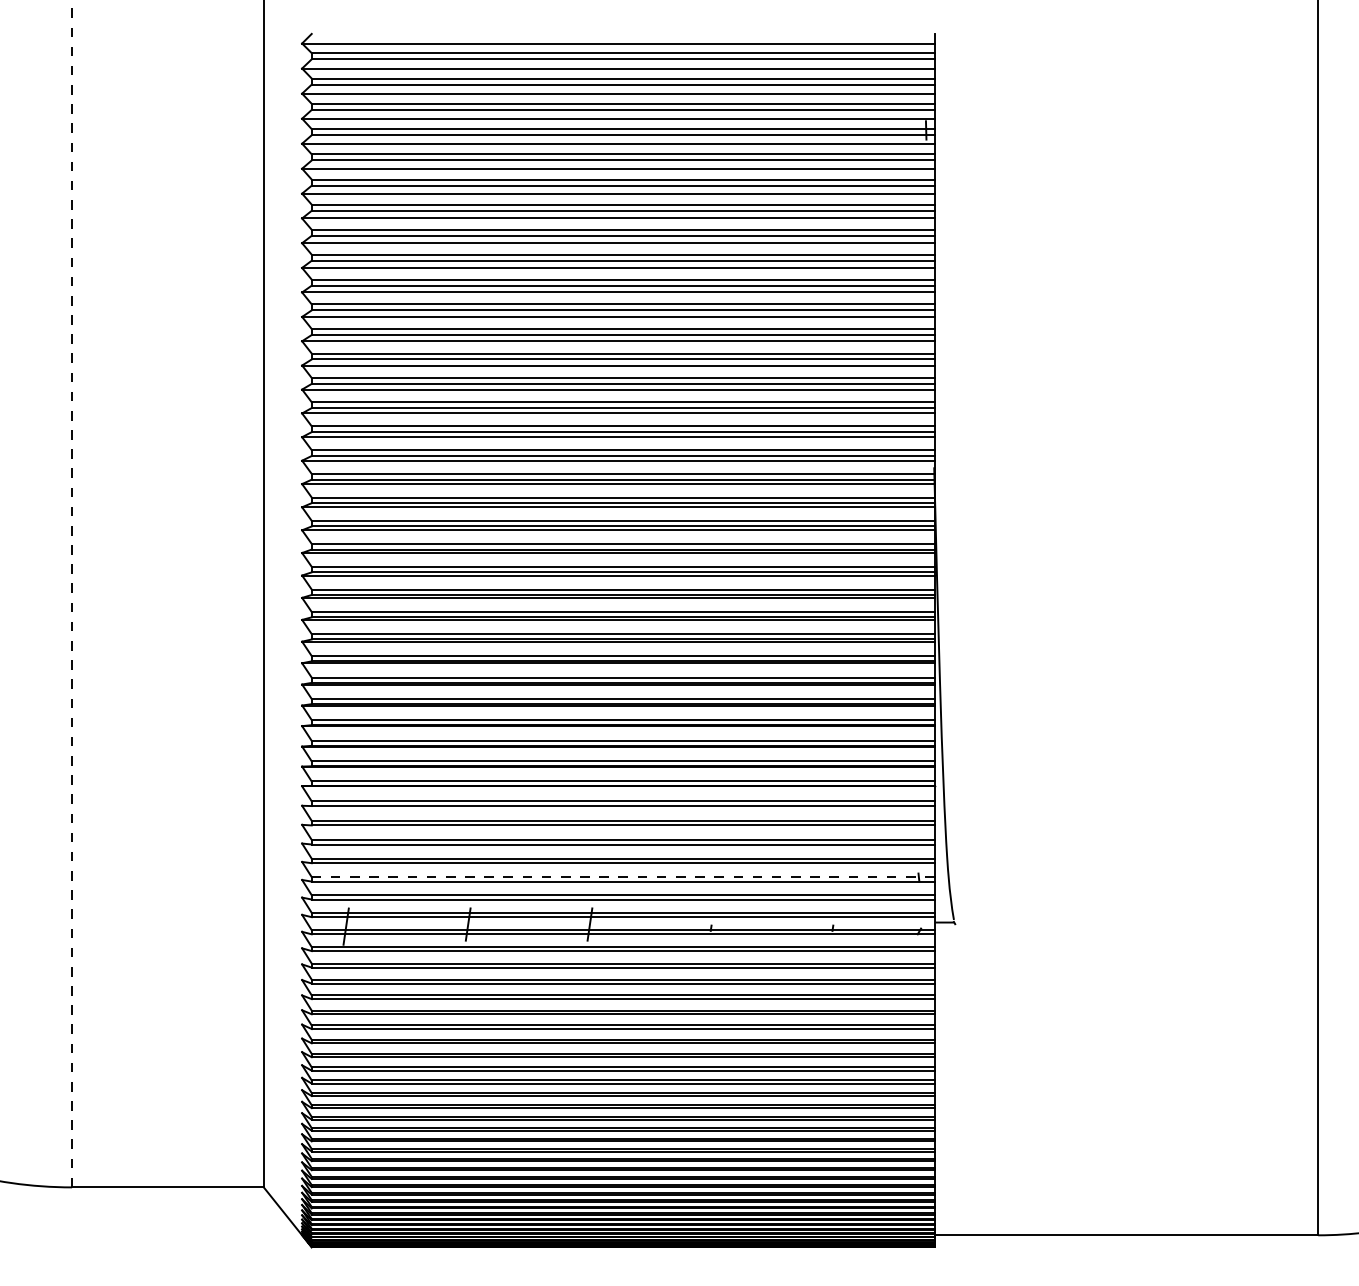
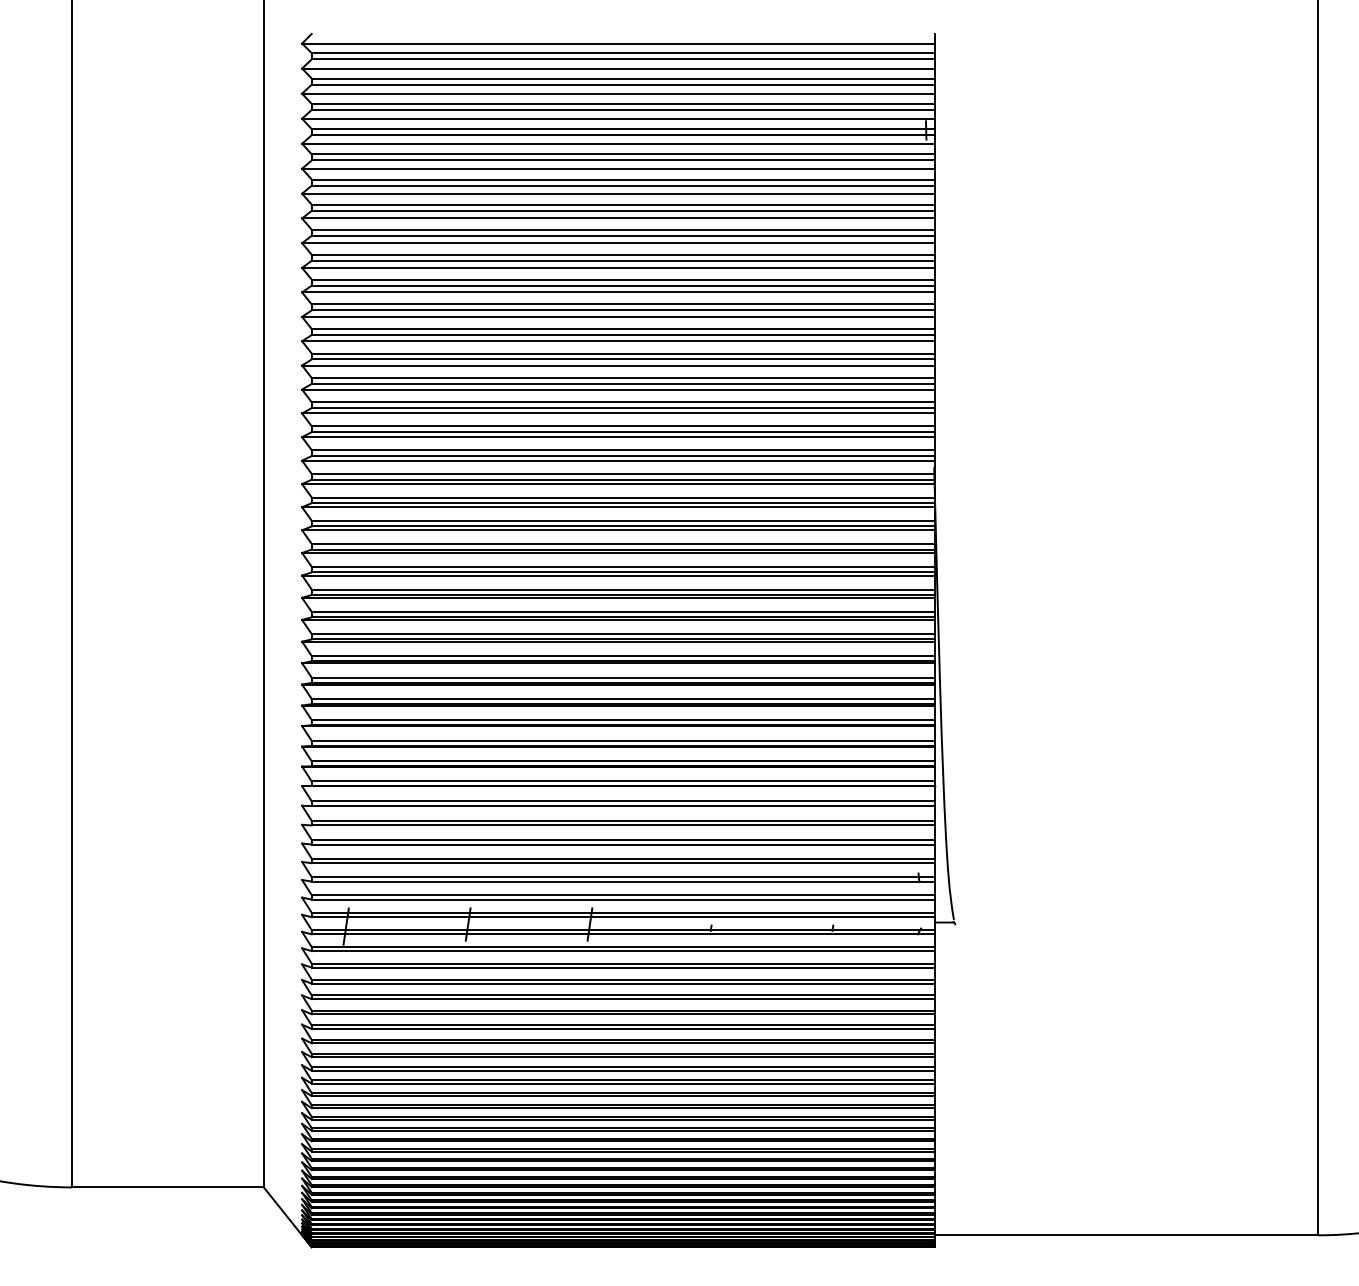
line: dashed -> solid (72, 593)
line: dashed -> solid (623, 877)
